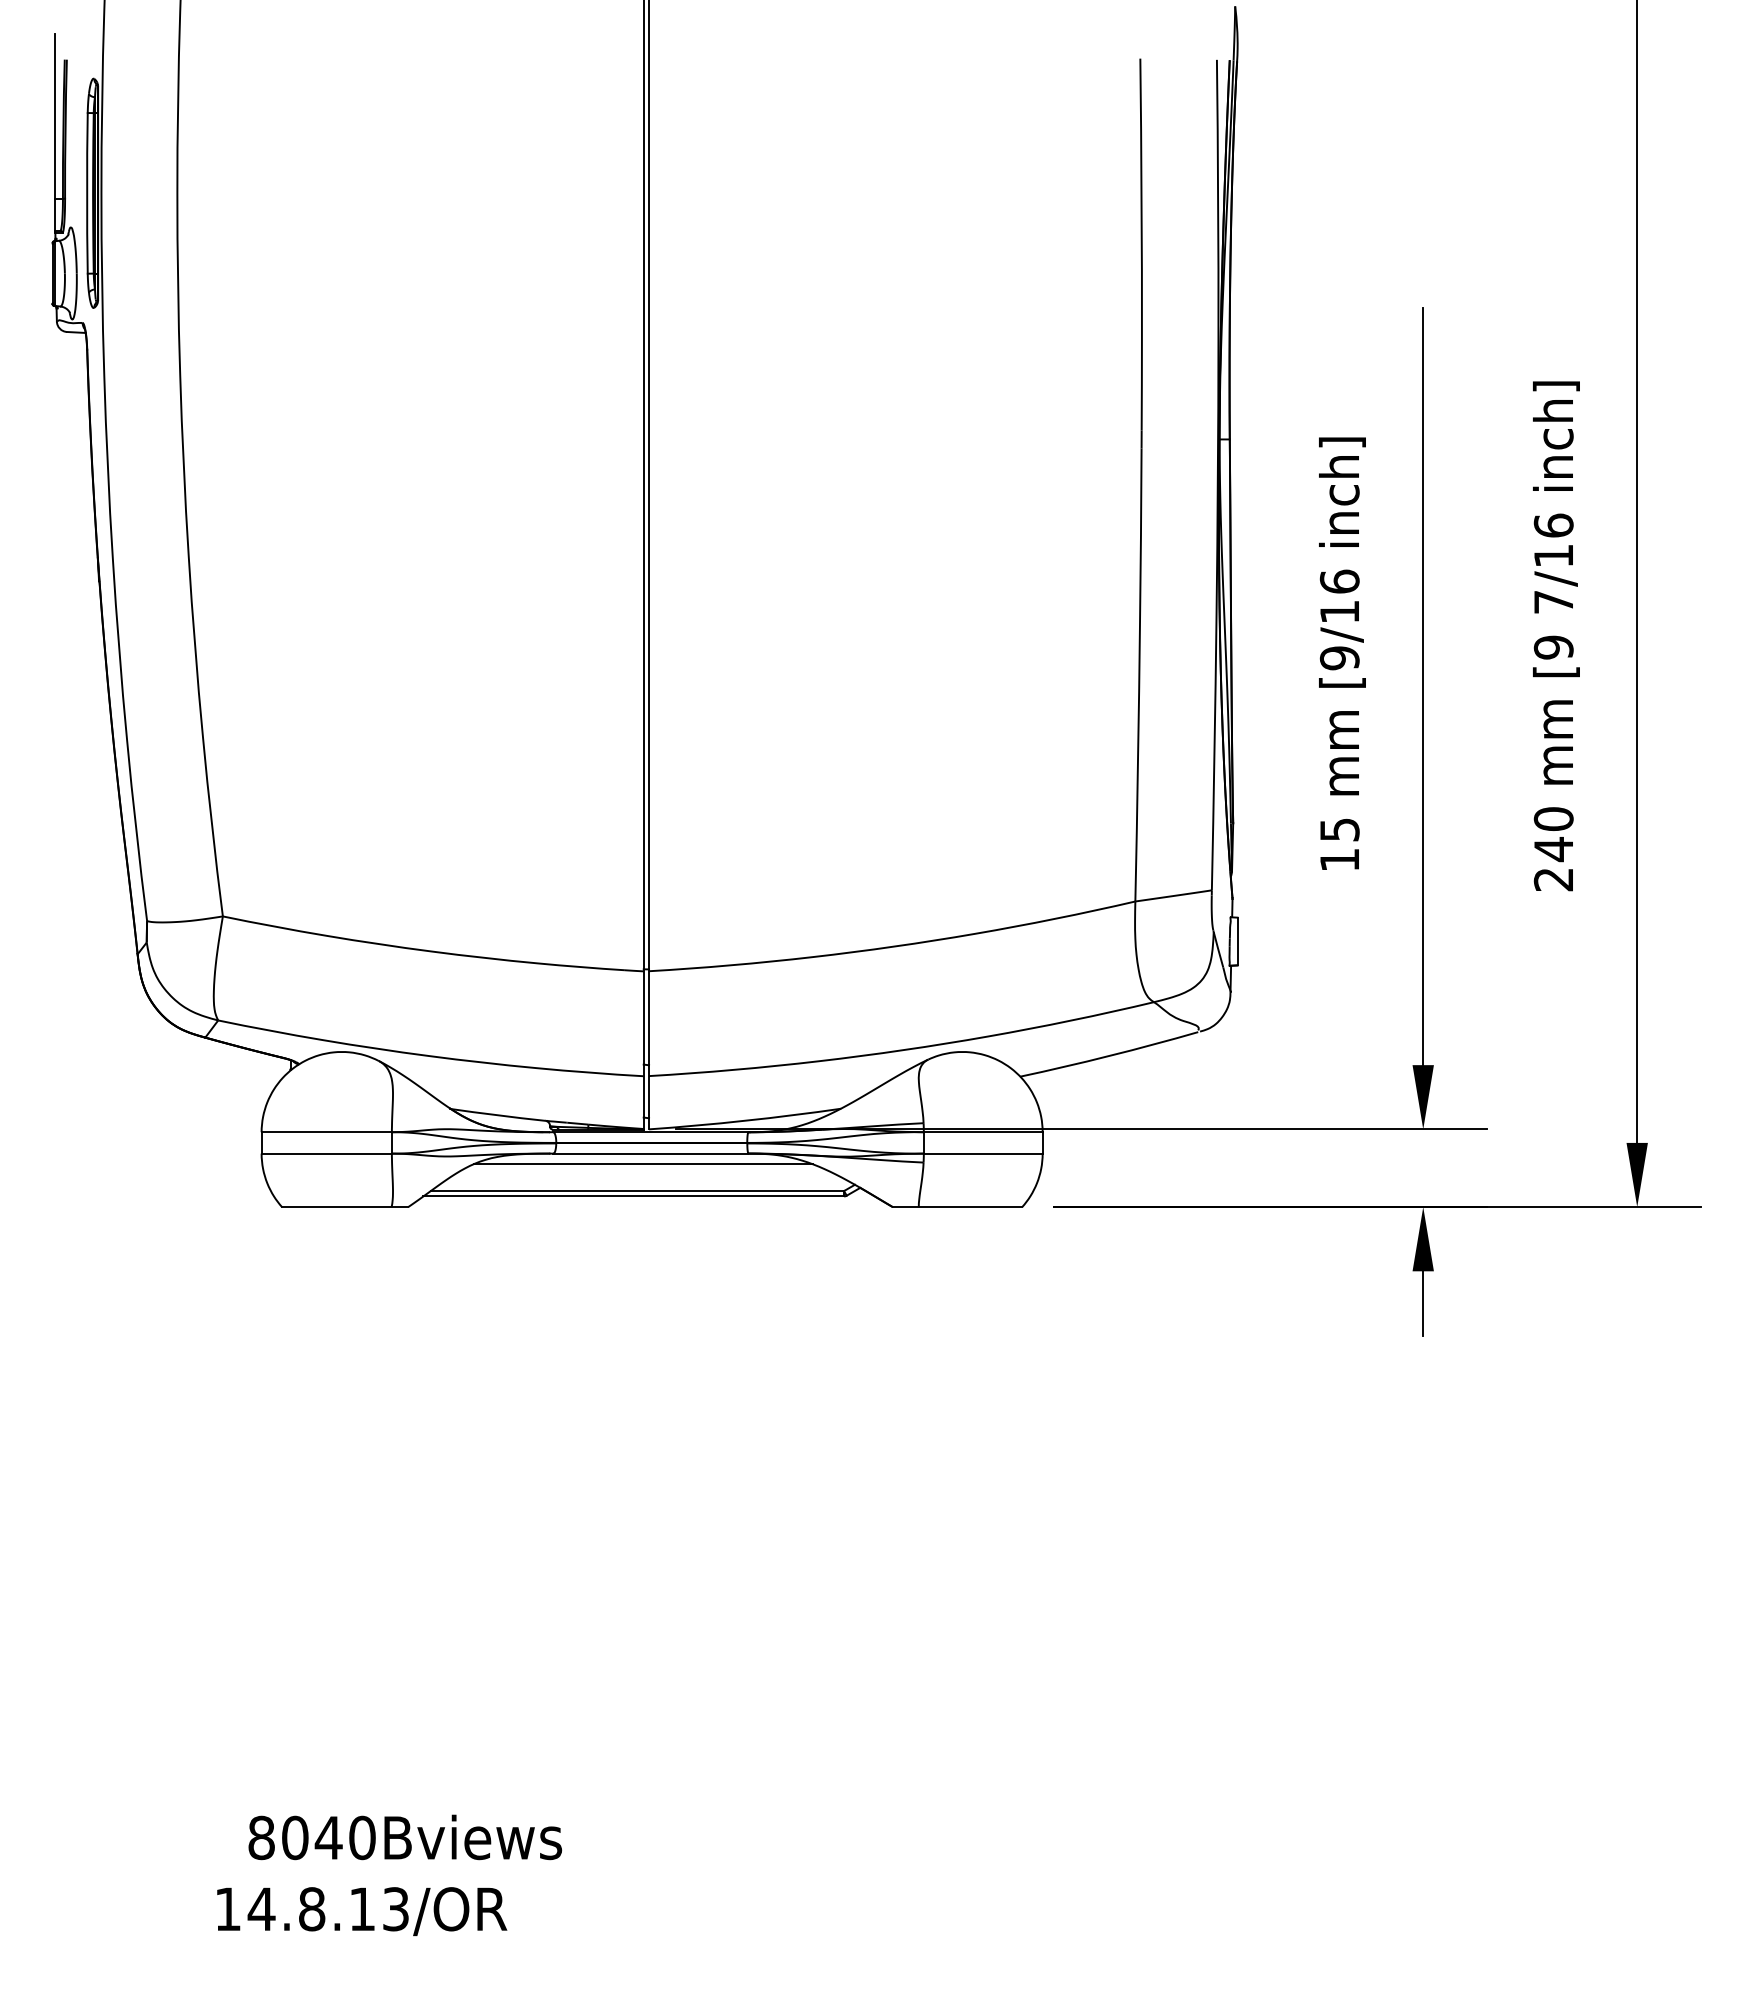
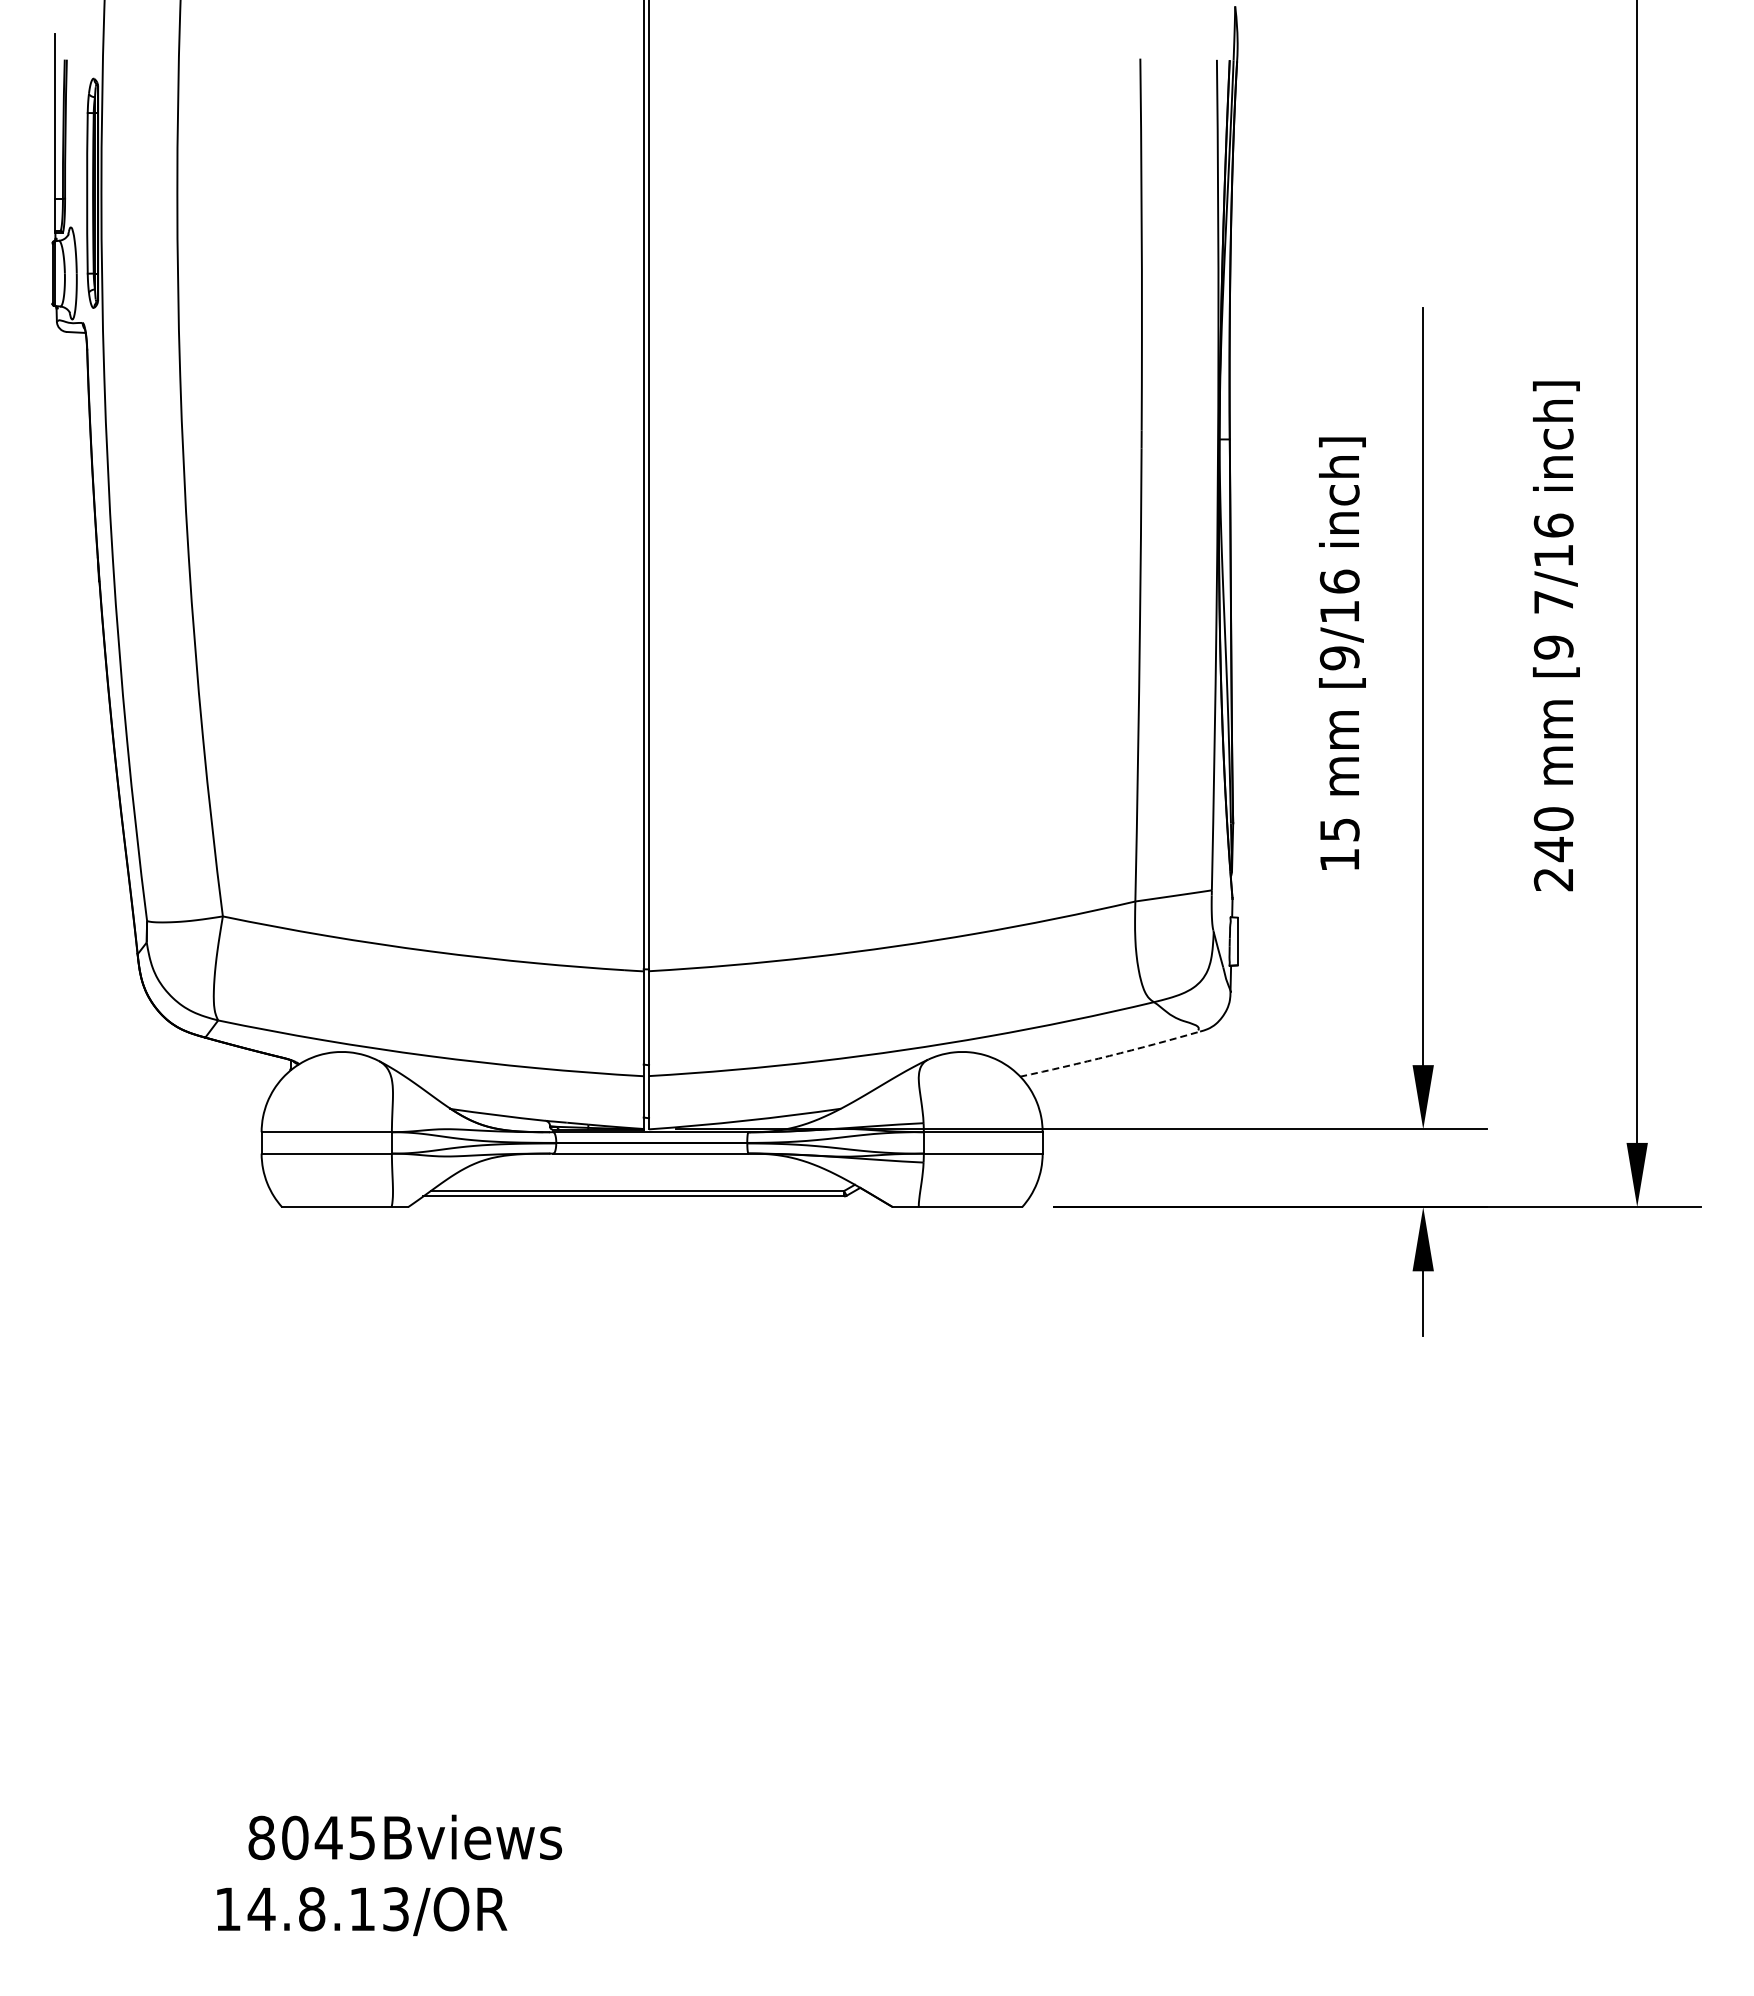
arc: solid -> dashed (1109, 1055)
line: present -> none (642, 1164)
text: 8040Bviews -> 8045Bviews (362, 1837)
